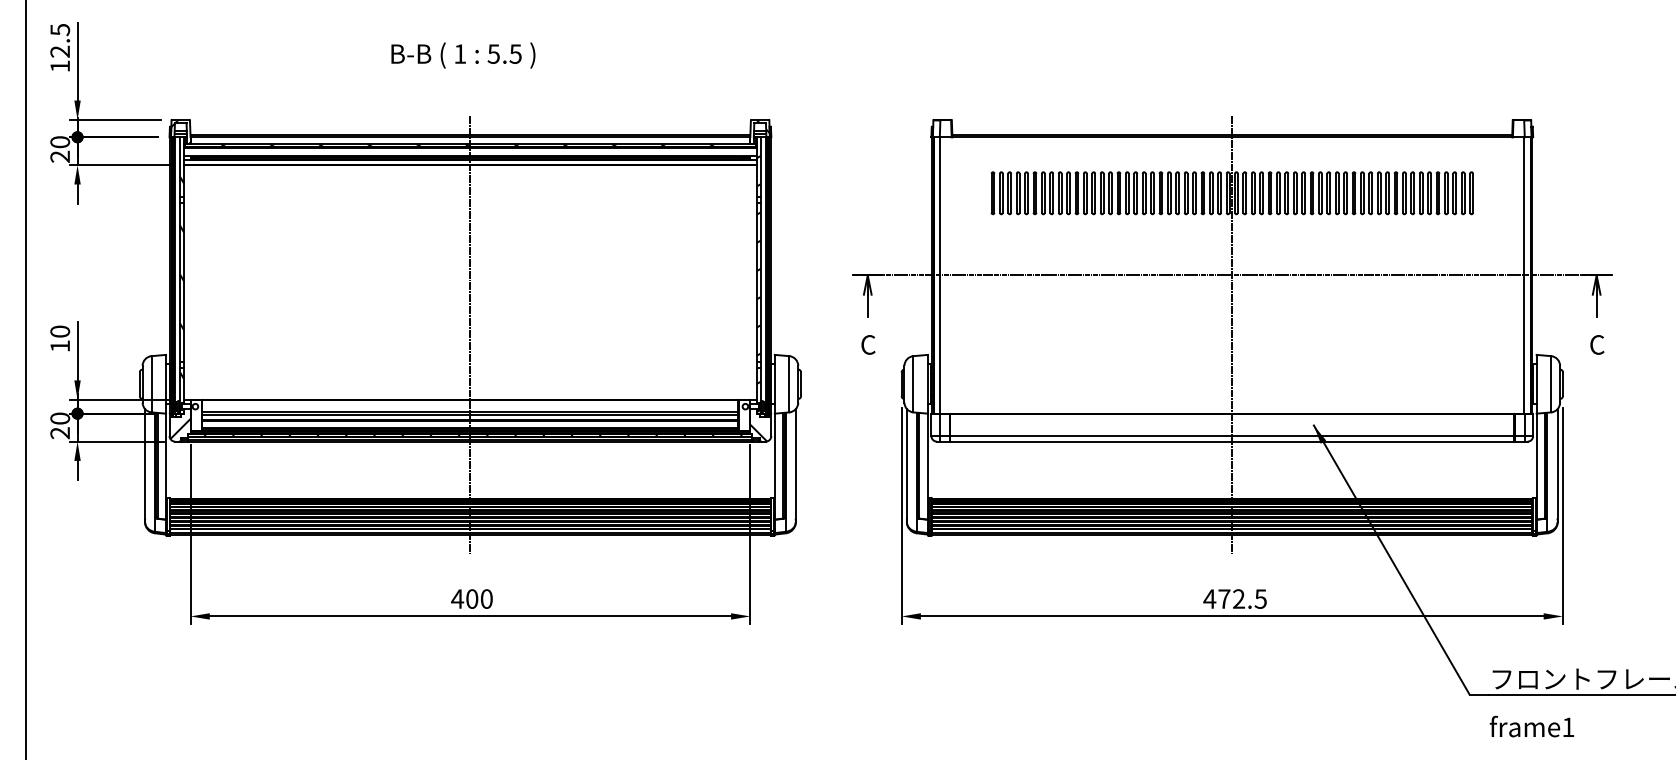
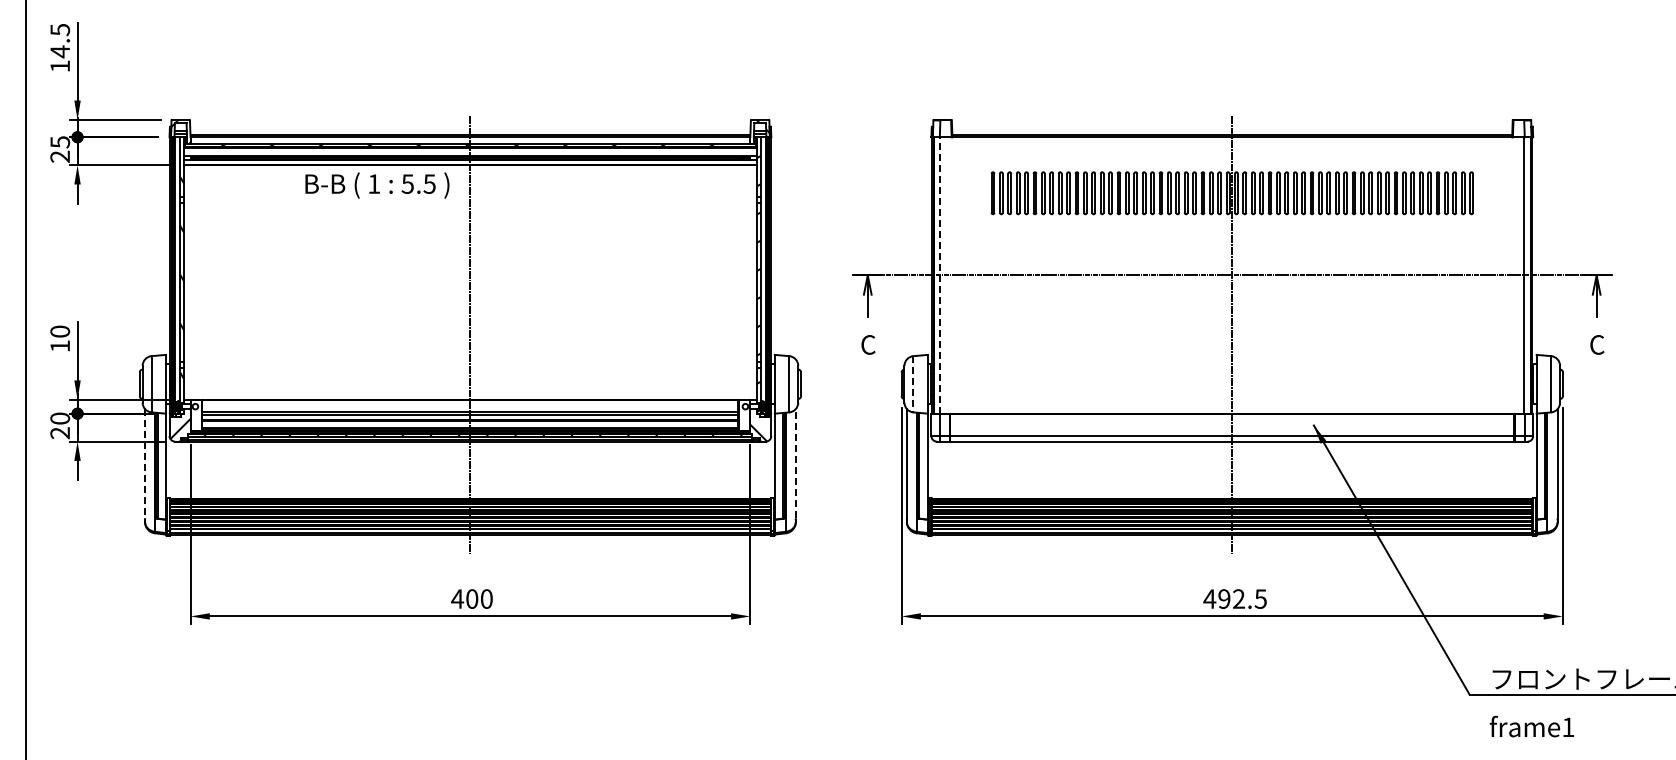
text: 12.5 -> 14.5 (59, 51)
text position: (463, 55) -> (377, 185) (377, 185)
text: 20 -> 25 (59, 142)
line: solid -> dashed (940, 274)
line: solid -> dashed (913, 384)
line: solid -> dashed (145, 463)
line: solid -> dashed (795, 463)
text: 472.5 -> 492.5 (1224, 598)
